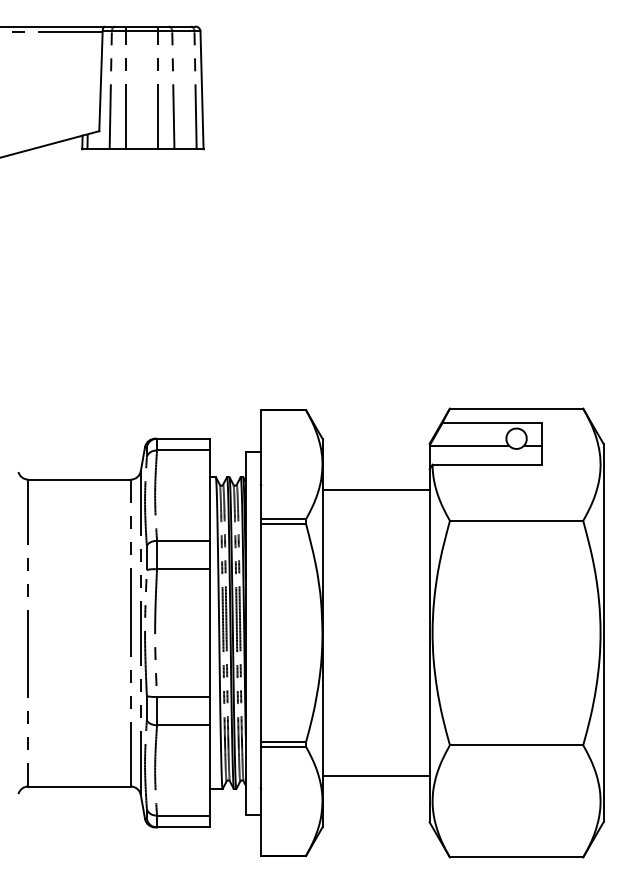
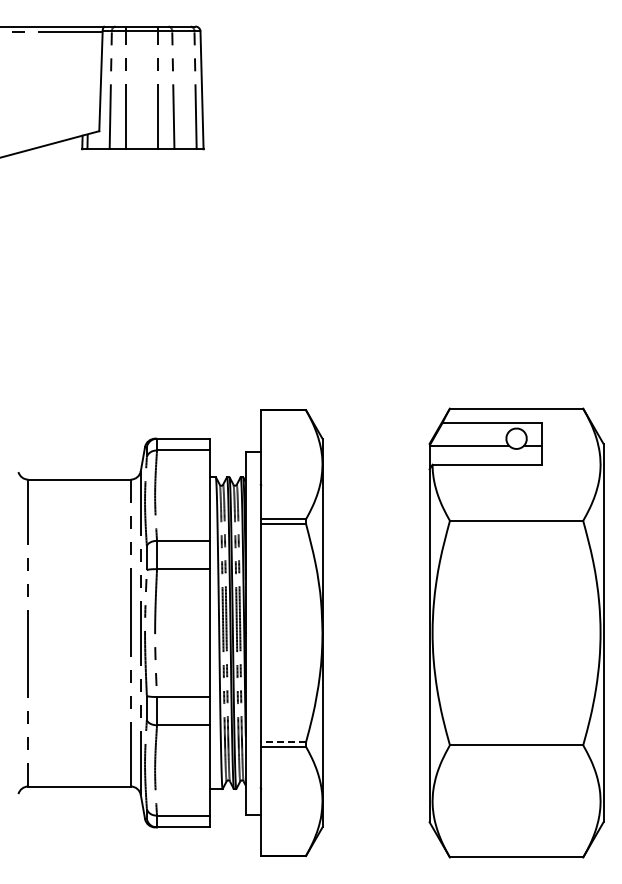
line: present -> none (375, 489)
line: solid -> dashed (283, 742)
line: present -> none (375, 776)
